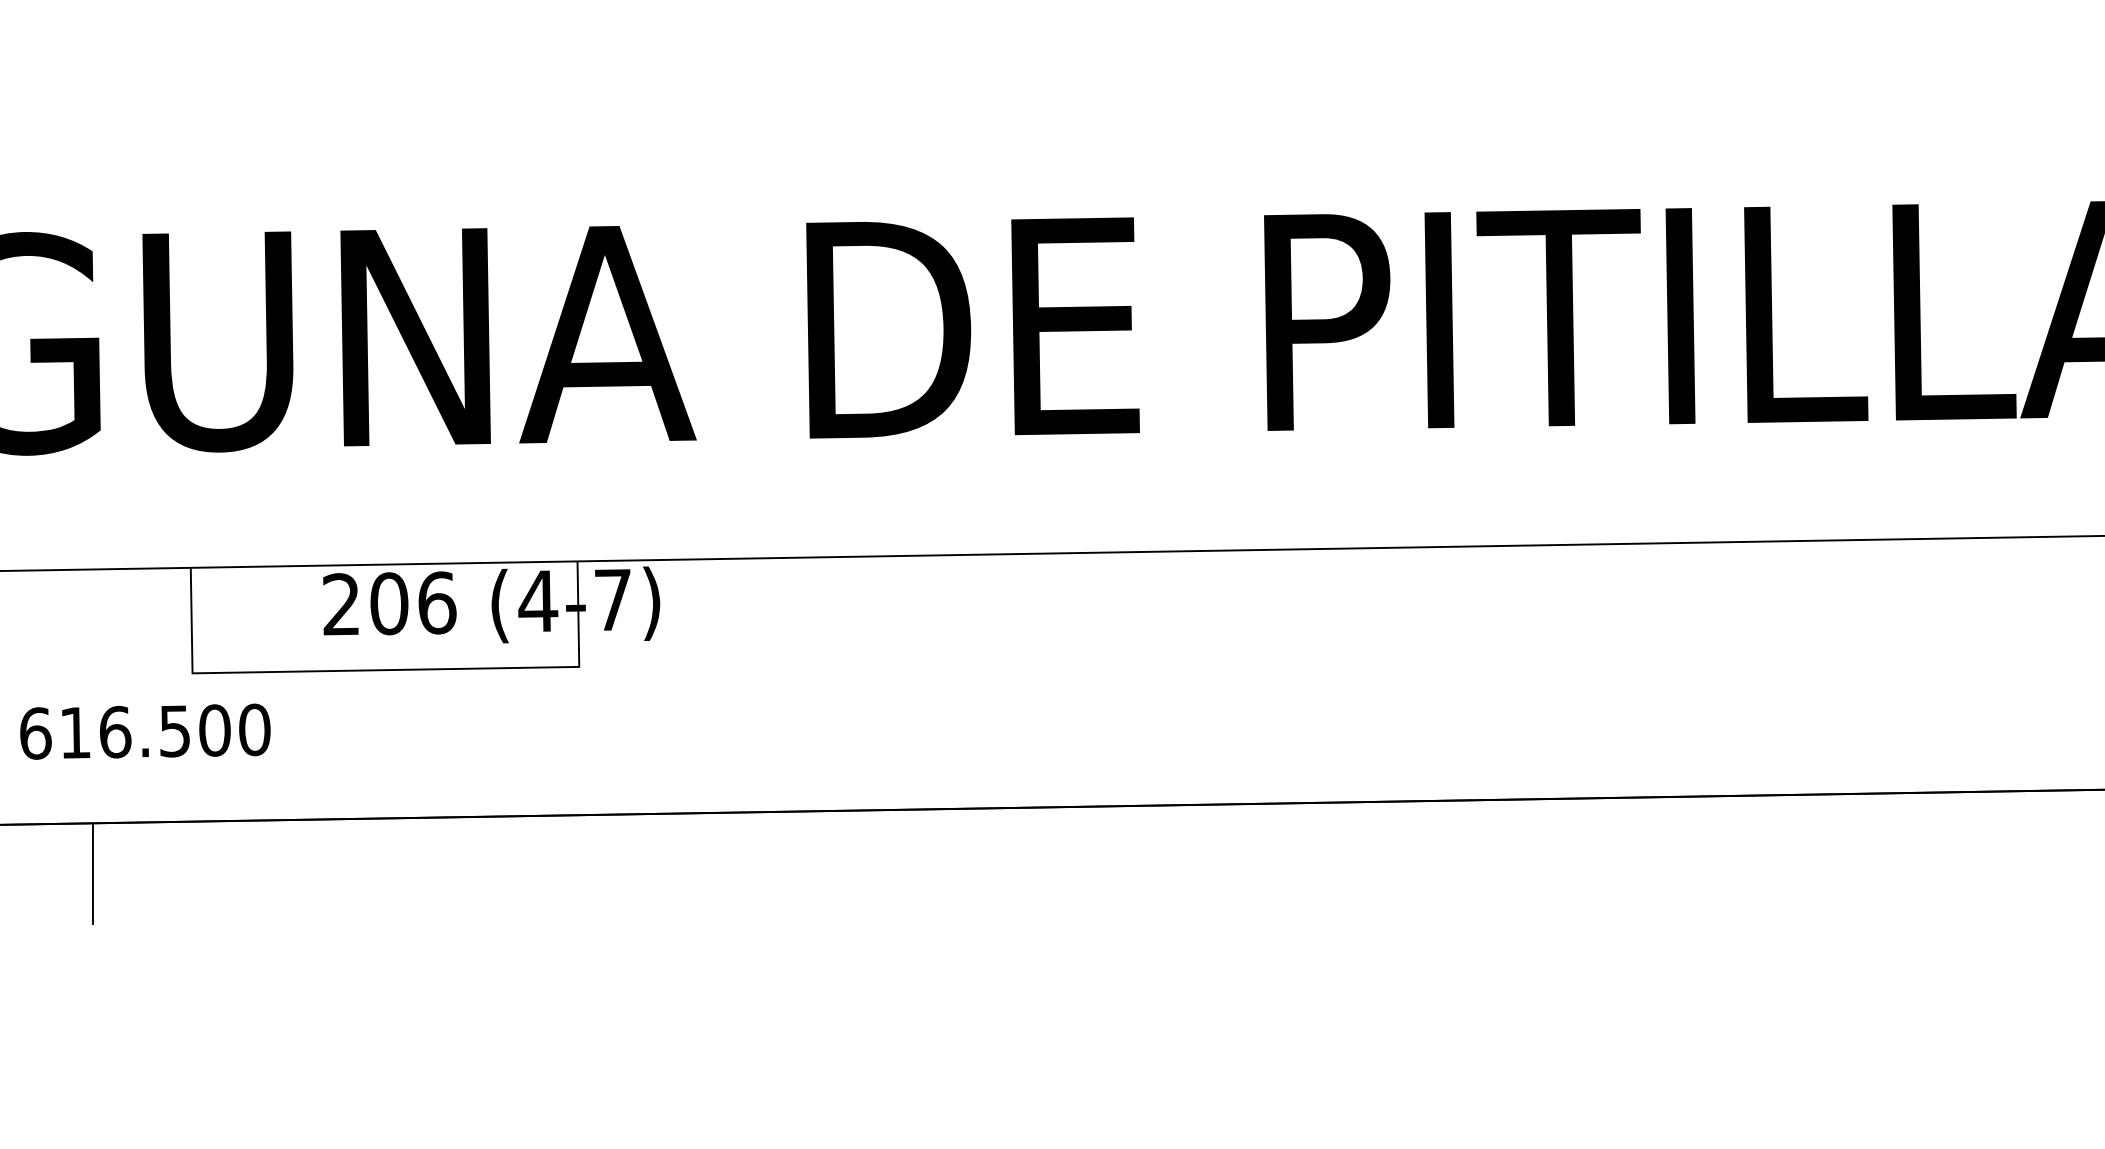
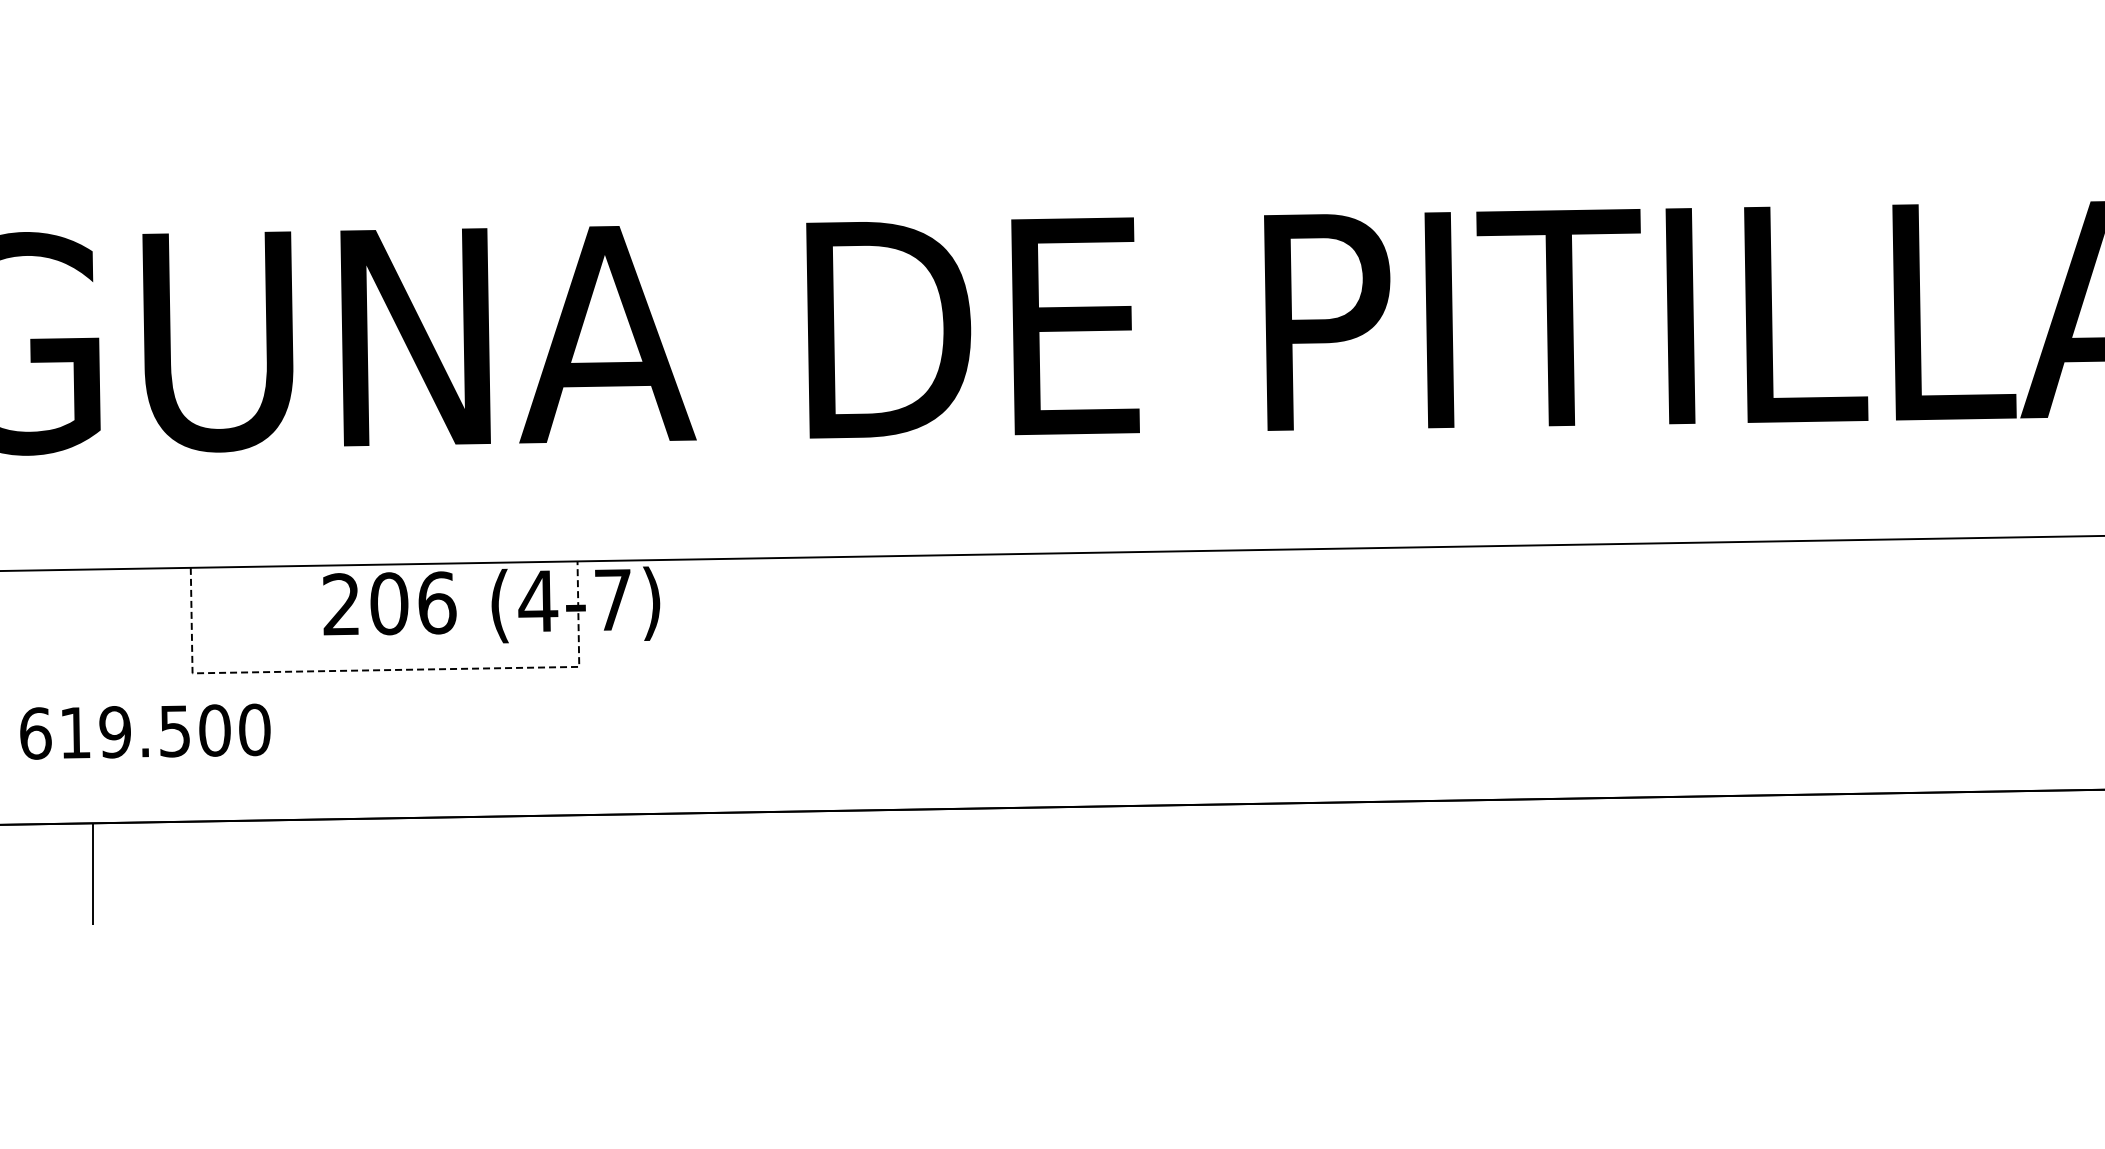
line: solid -> dashed (386, 670)
text: 616.500 -> 619.500 (115, 731)
